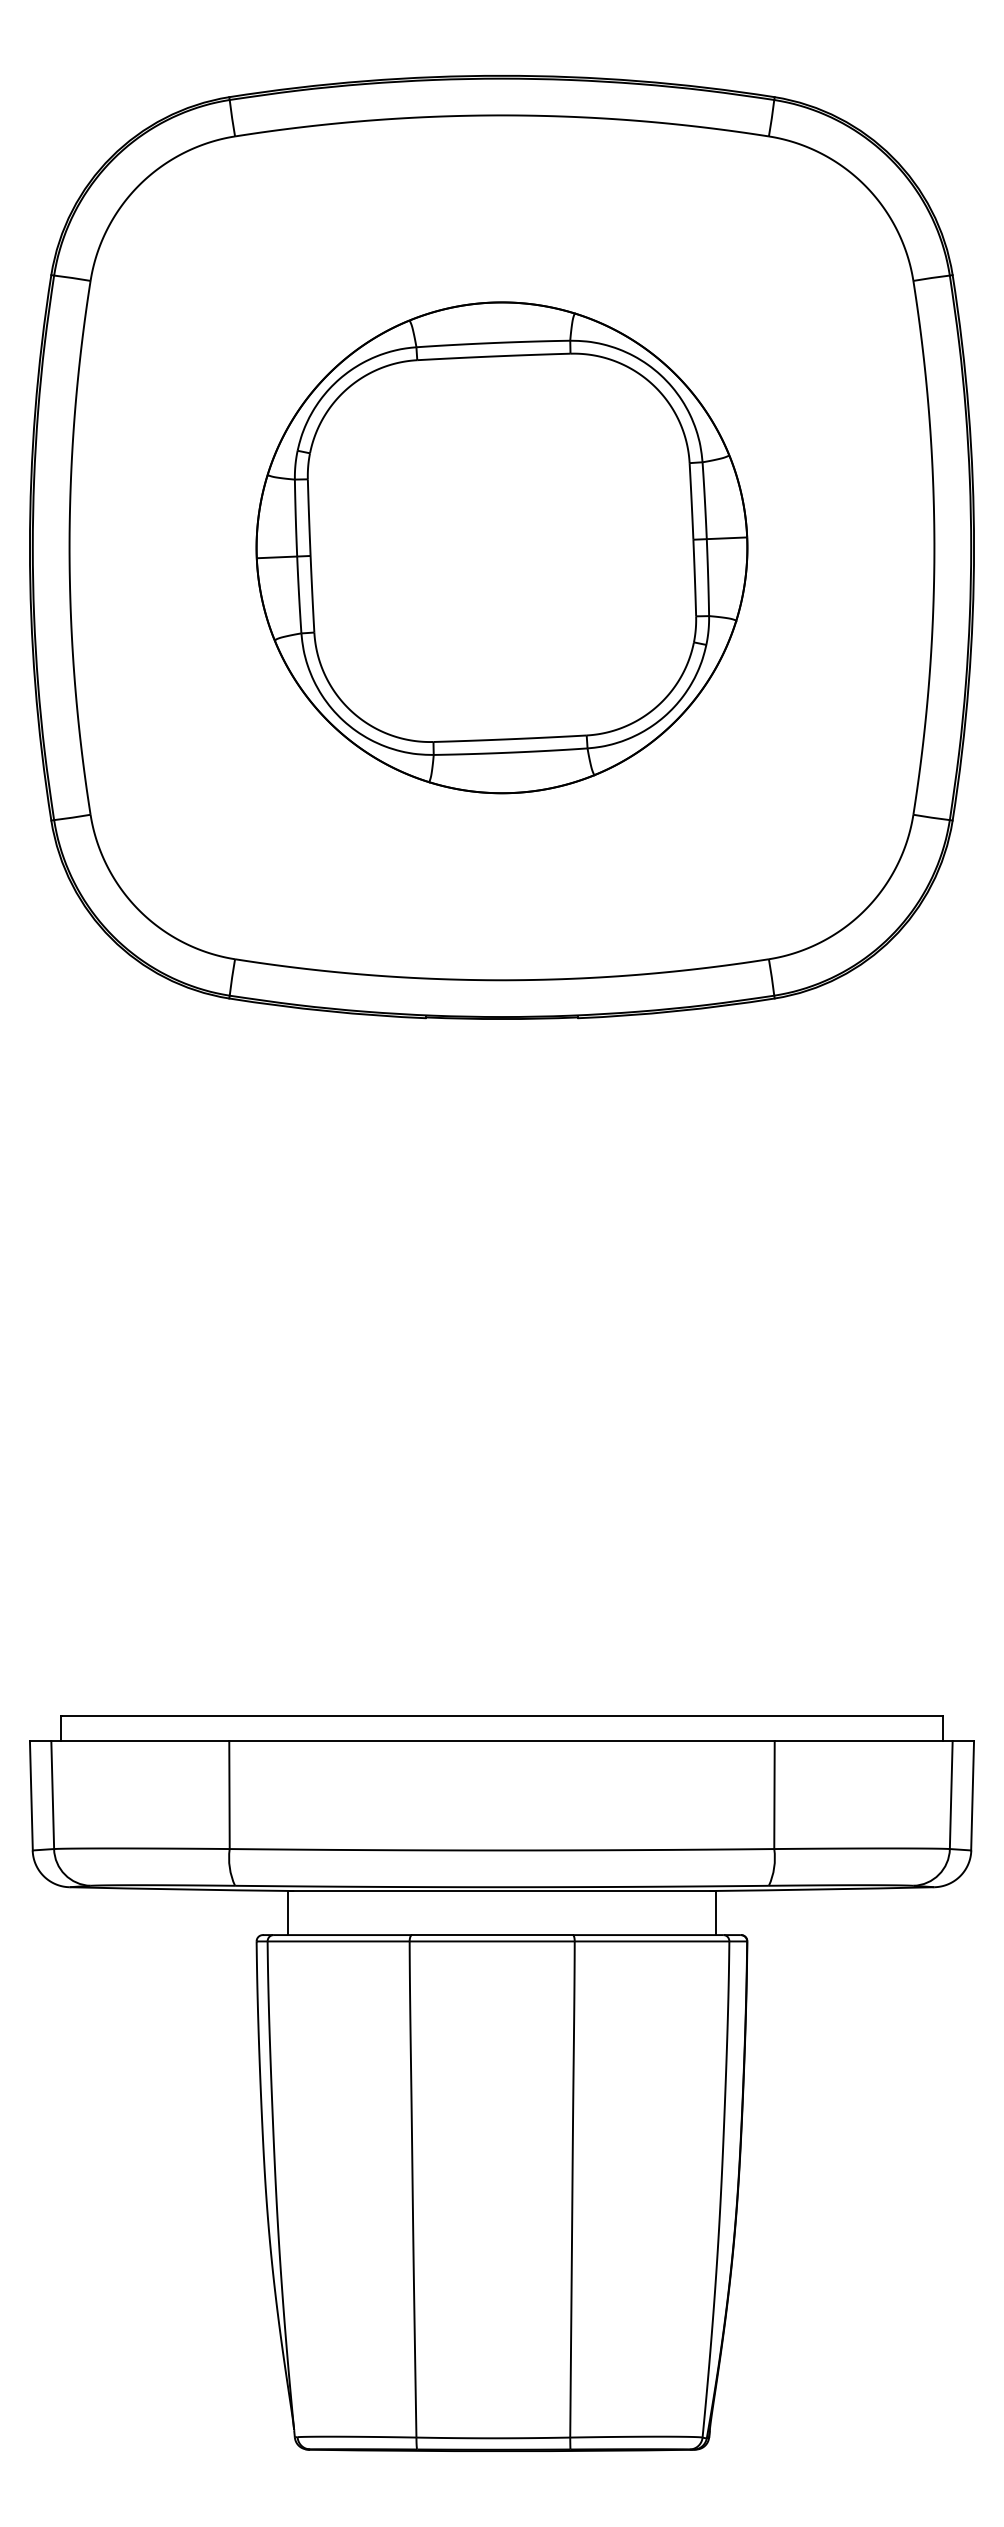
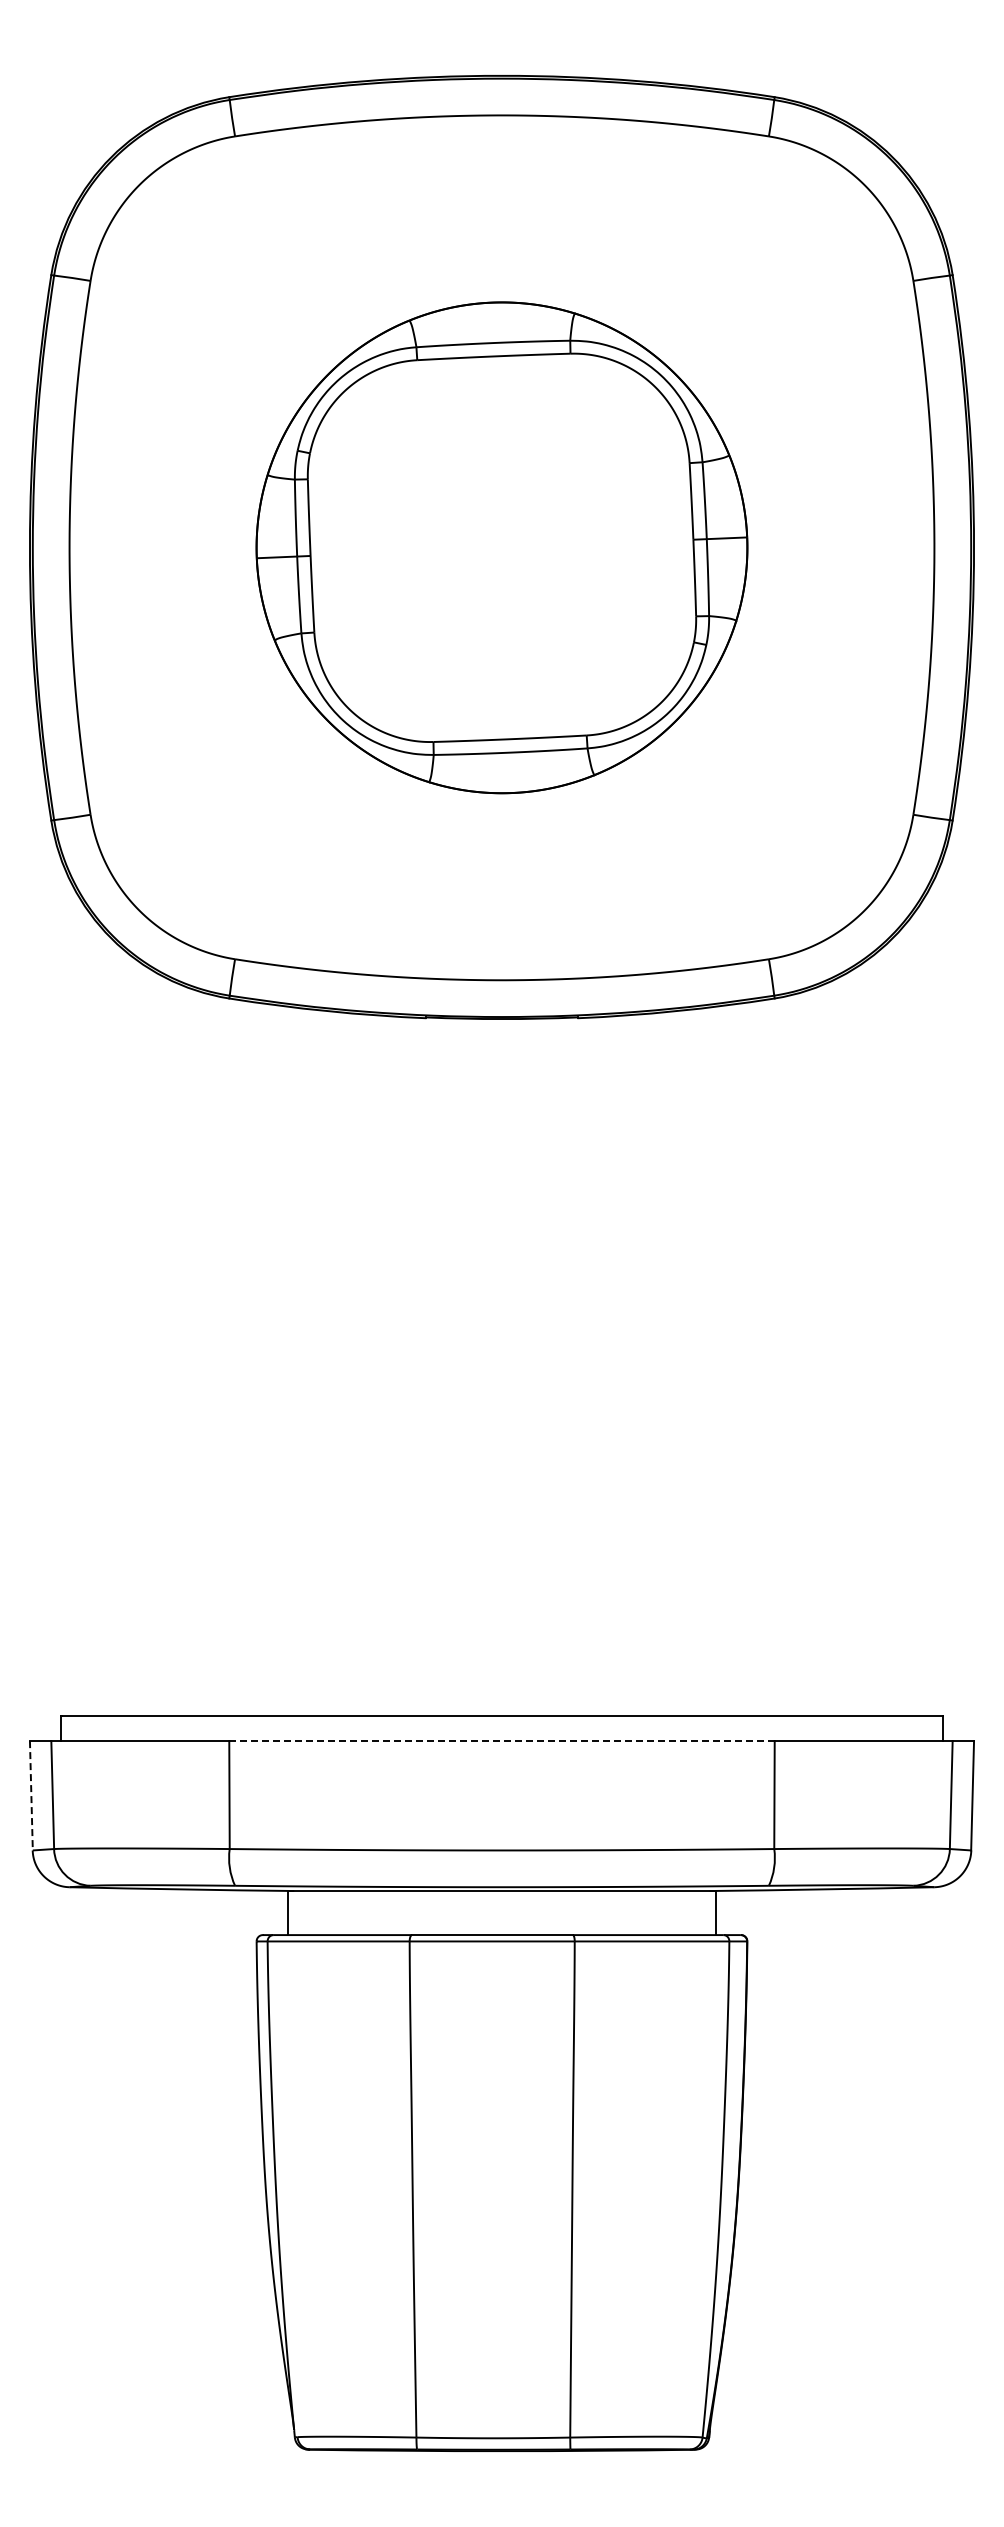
line: solid -> dashed (501, 1741)
line: solid -> dashed (31, 1795)
